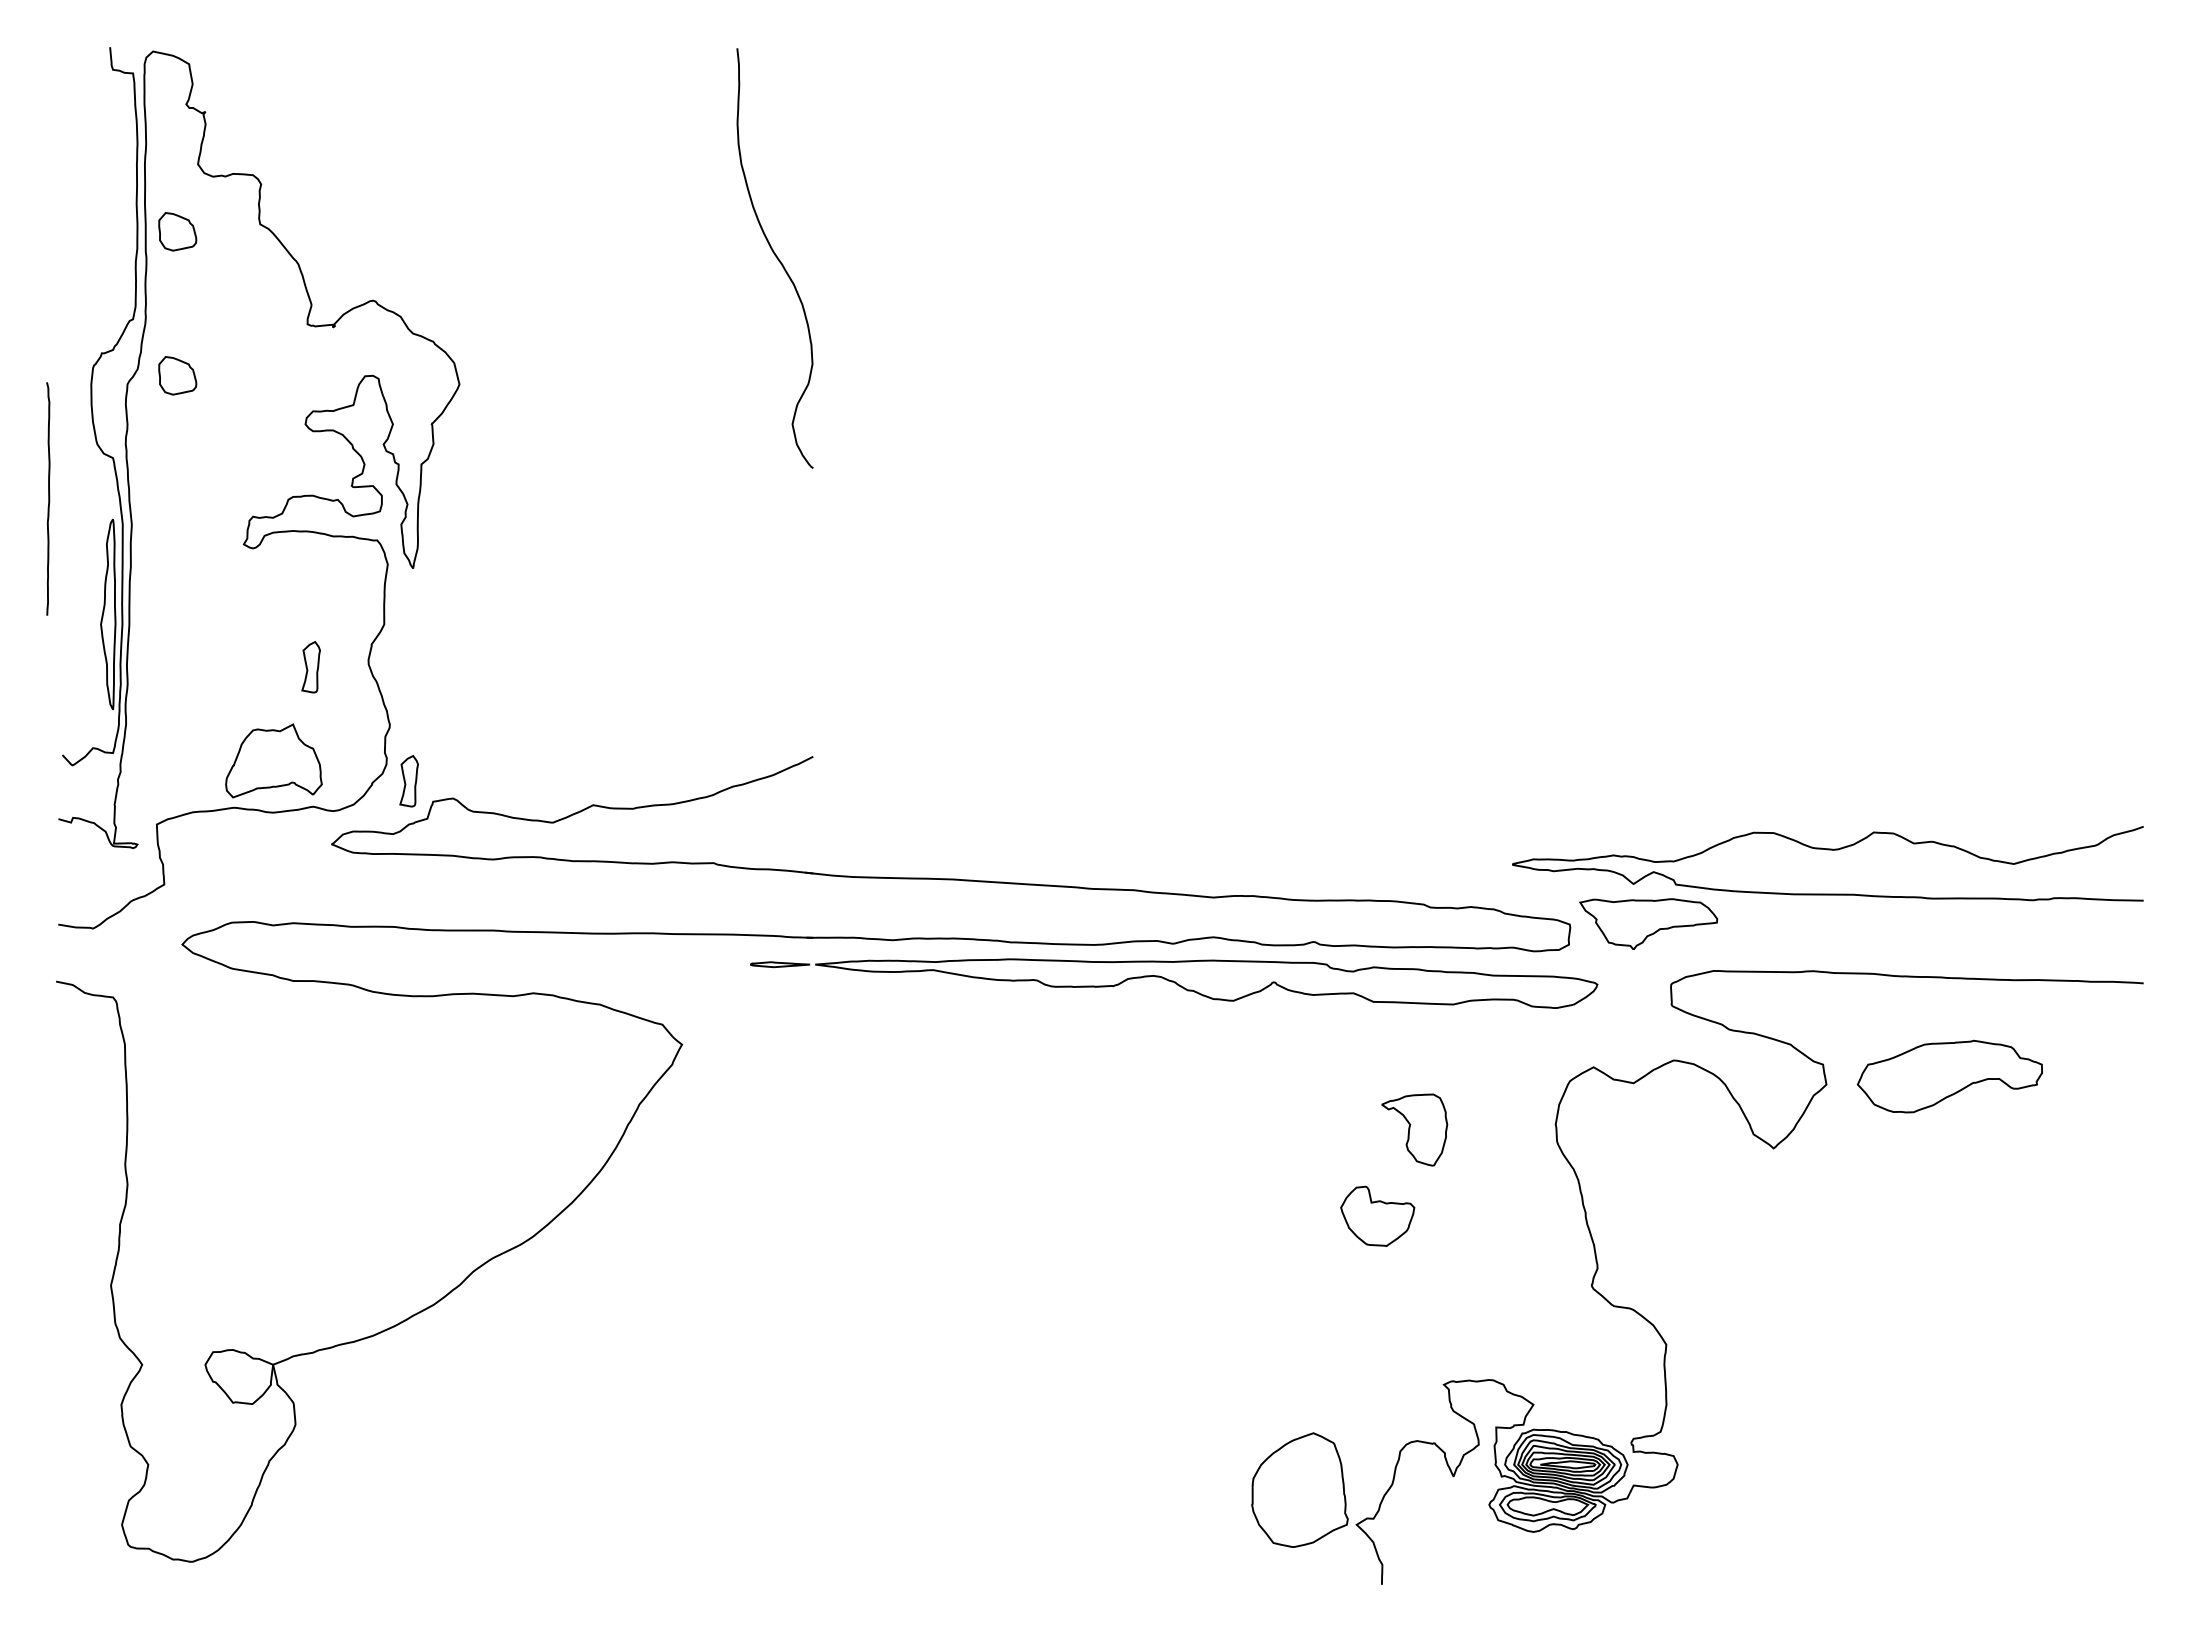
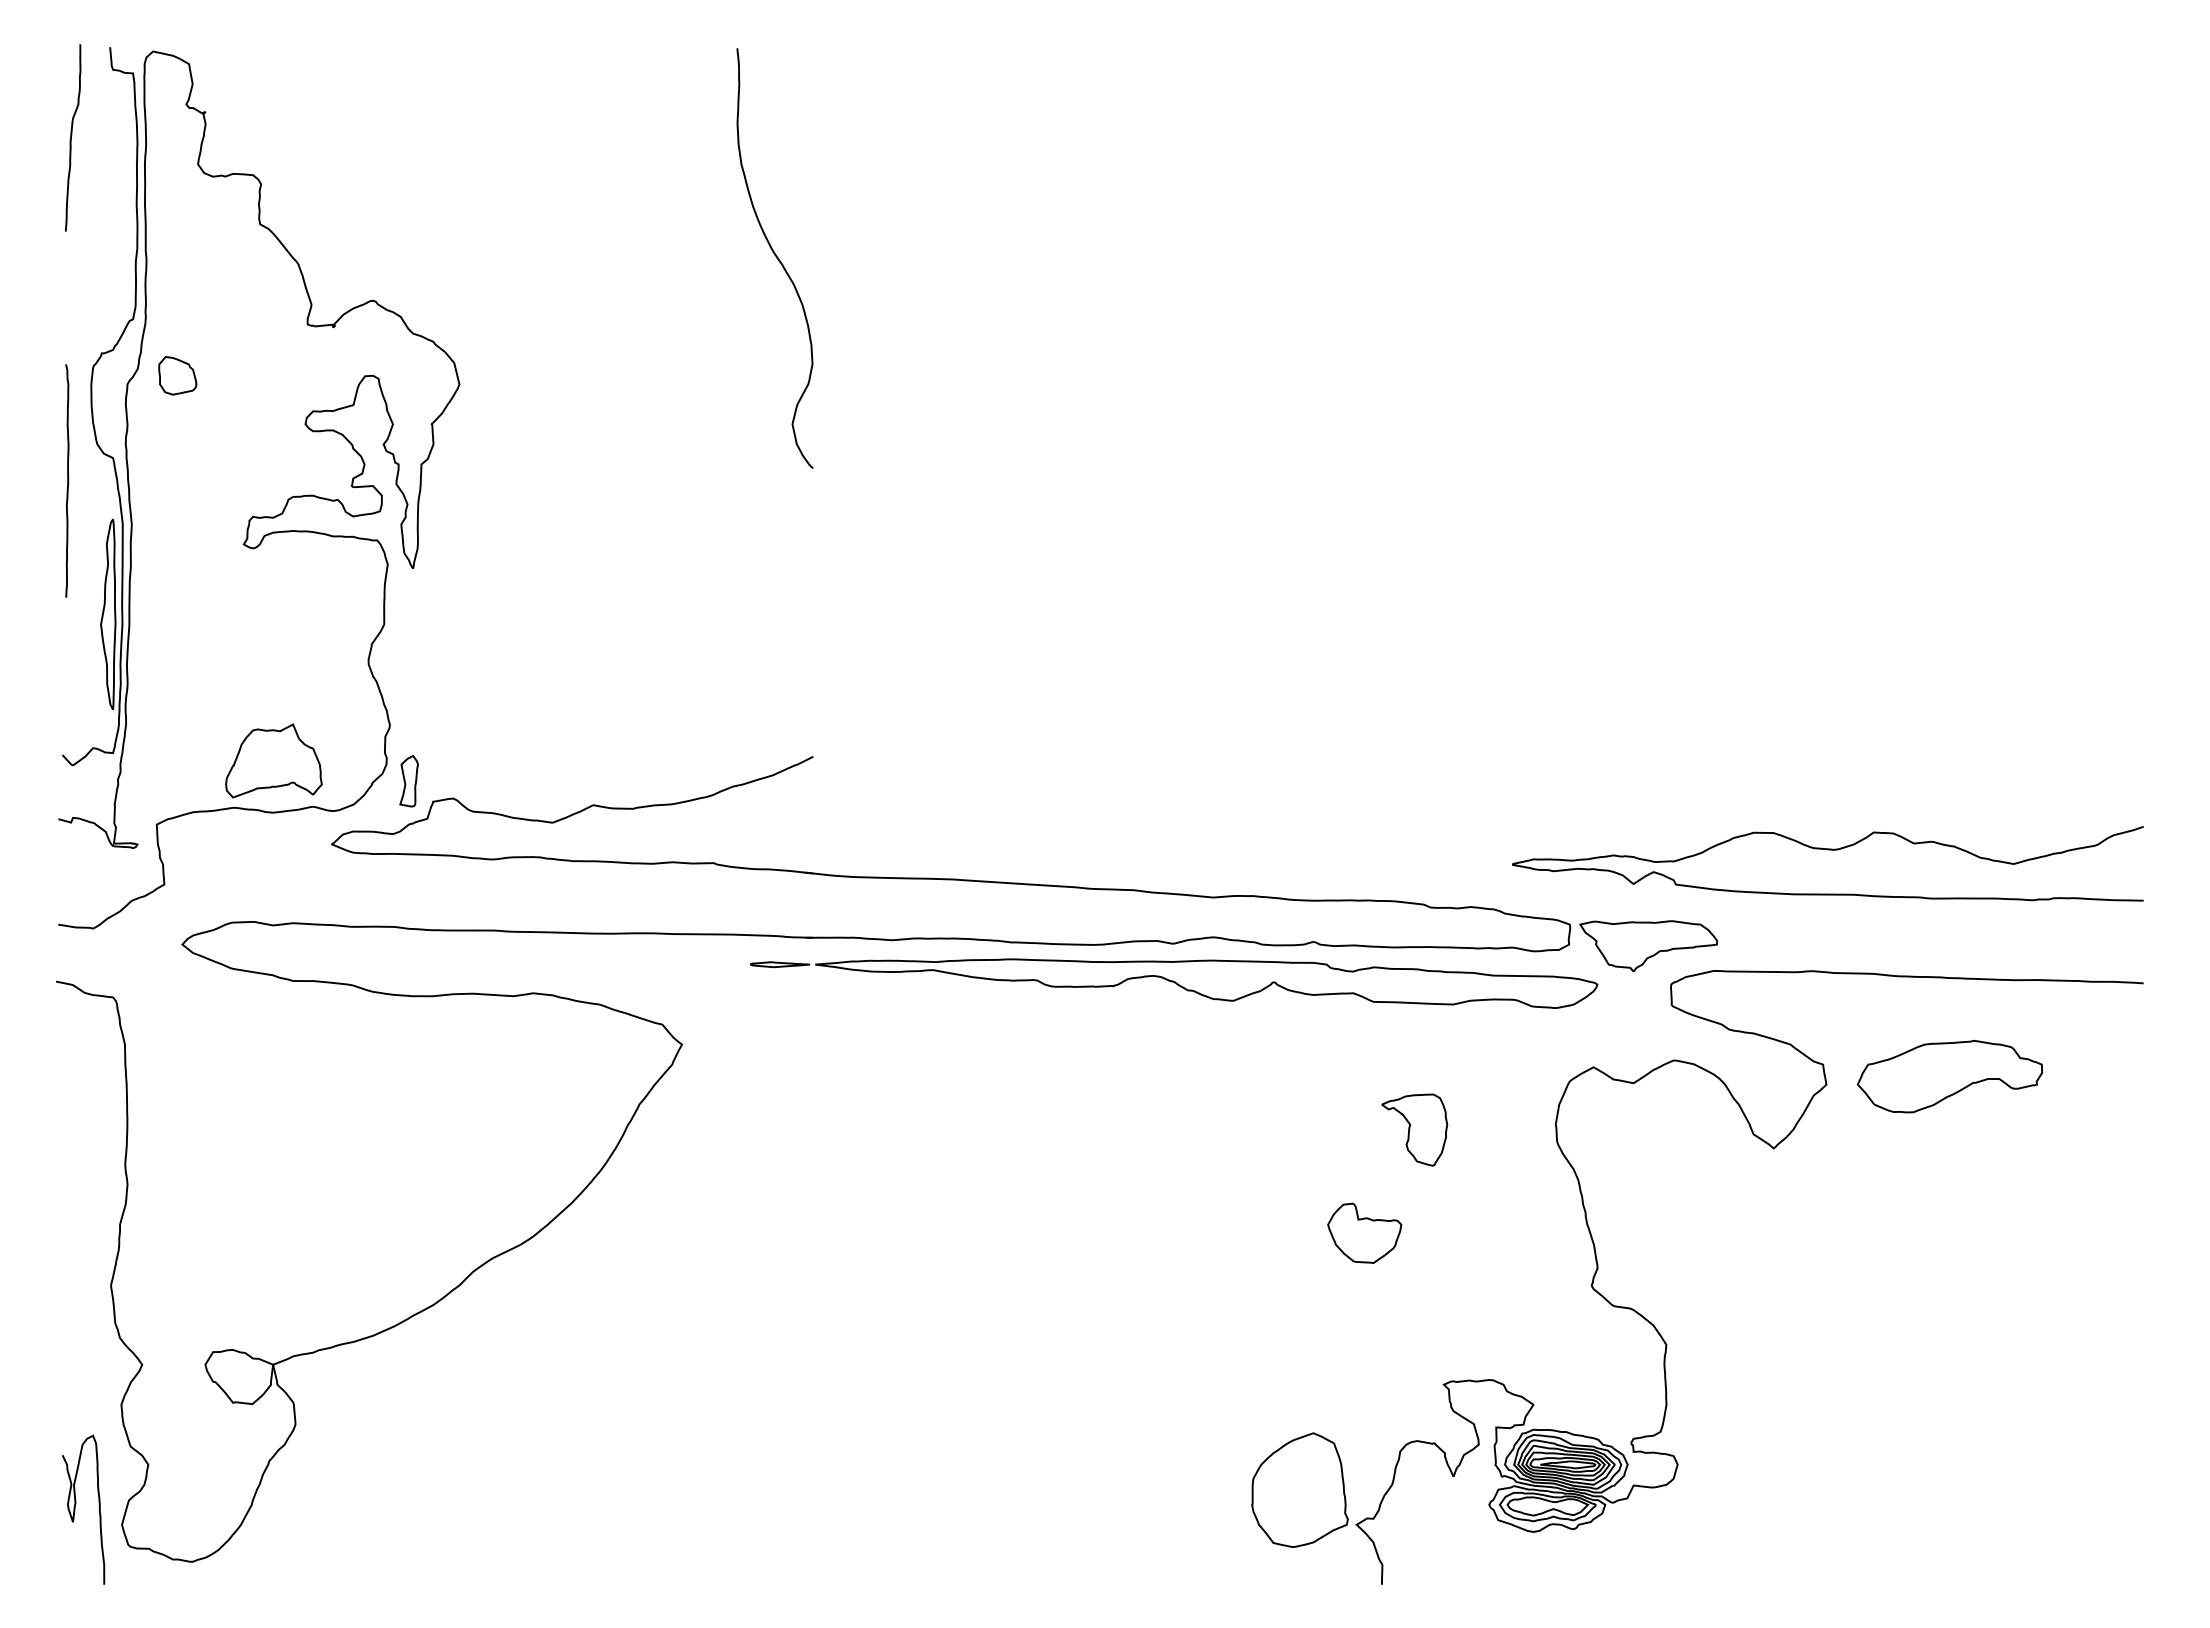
curve: none -> present (71, 137)
part: present -> none (177, 231)
curve position: (48, 498) -> (67, 480) (67, 480)
part: present -> none (310, 667)
part position: (1648, 923) -> (1648, 945) (1648, 945)
part position: (1377, 1215) -> (1364, 1232) (1364, 1232)
curve: none -> present (75, 1509)
